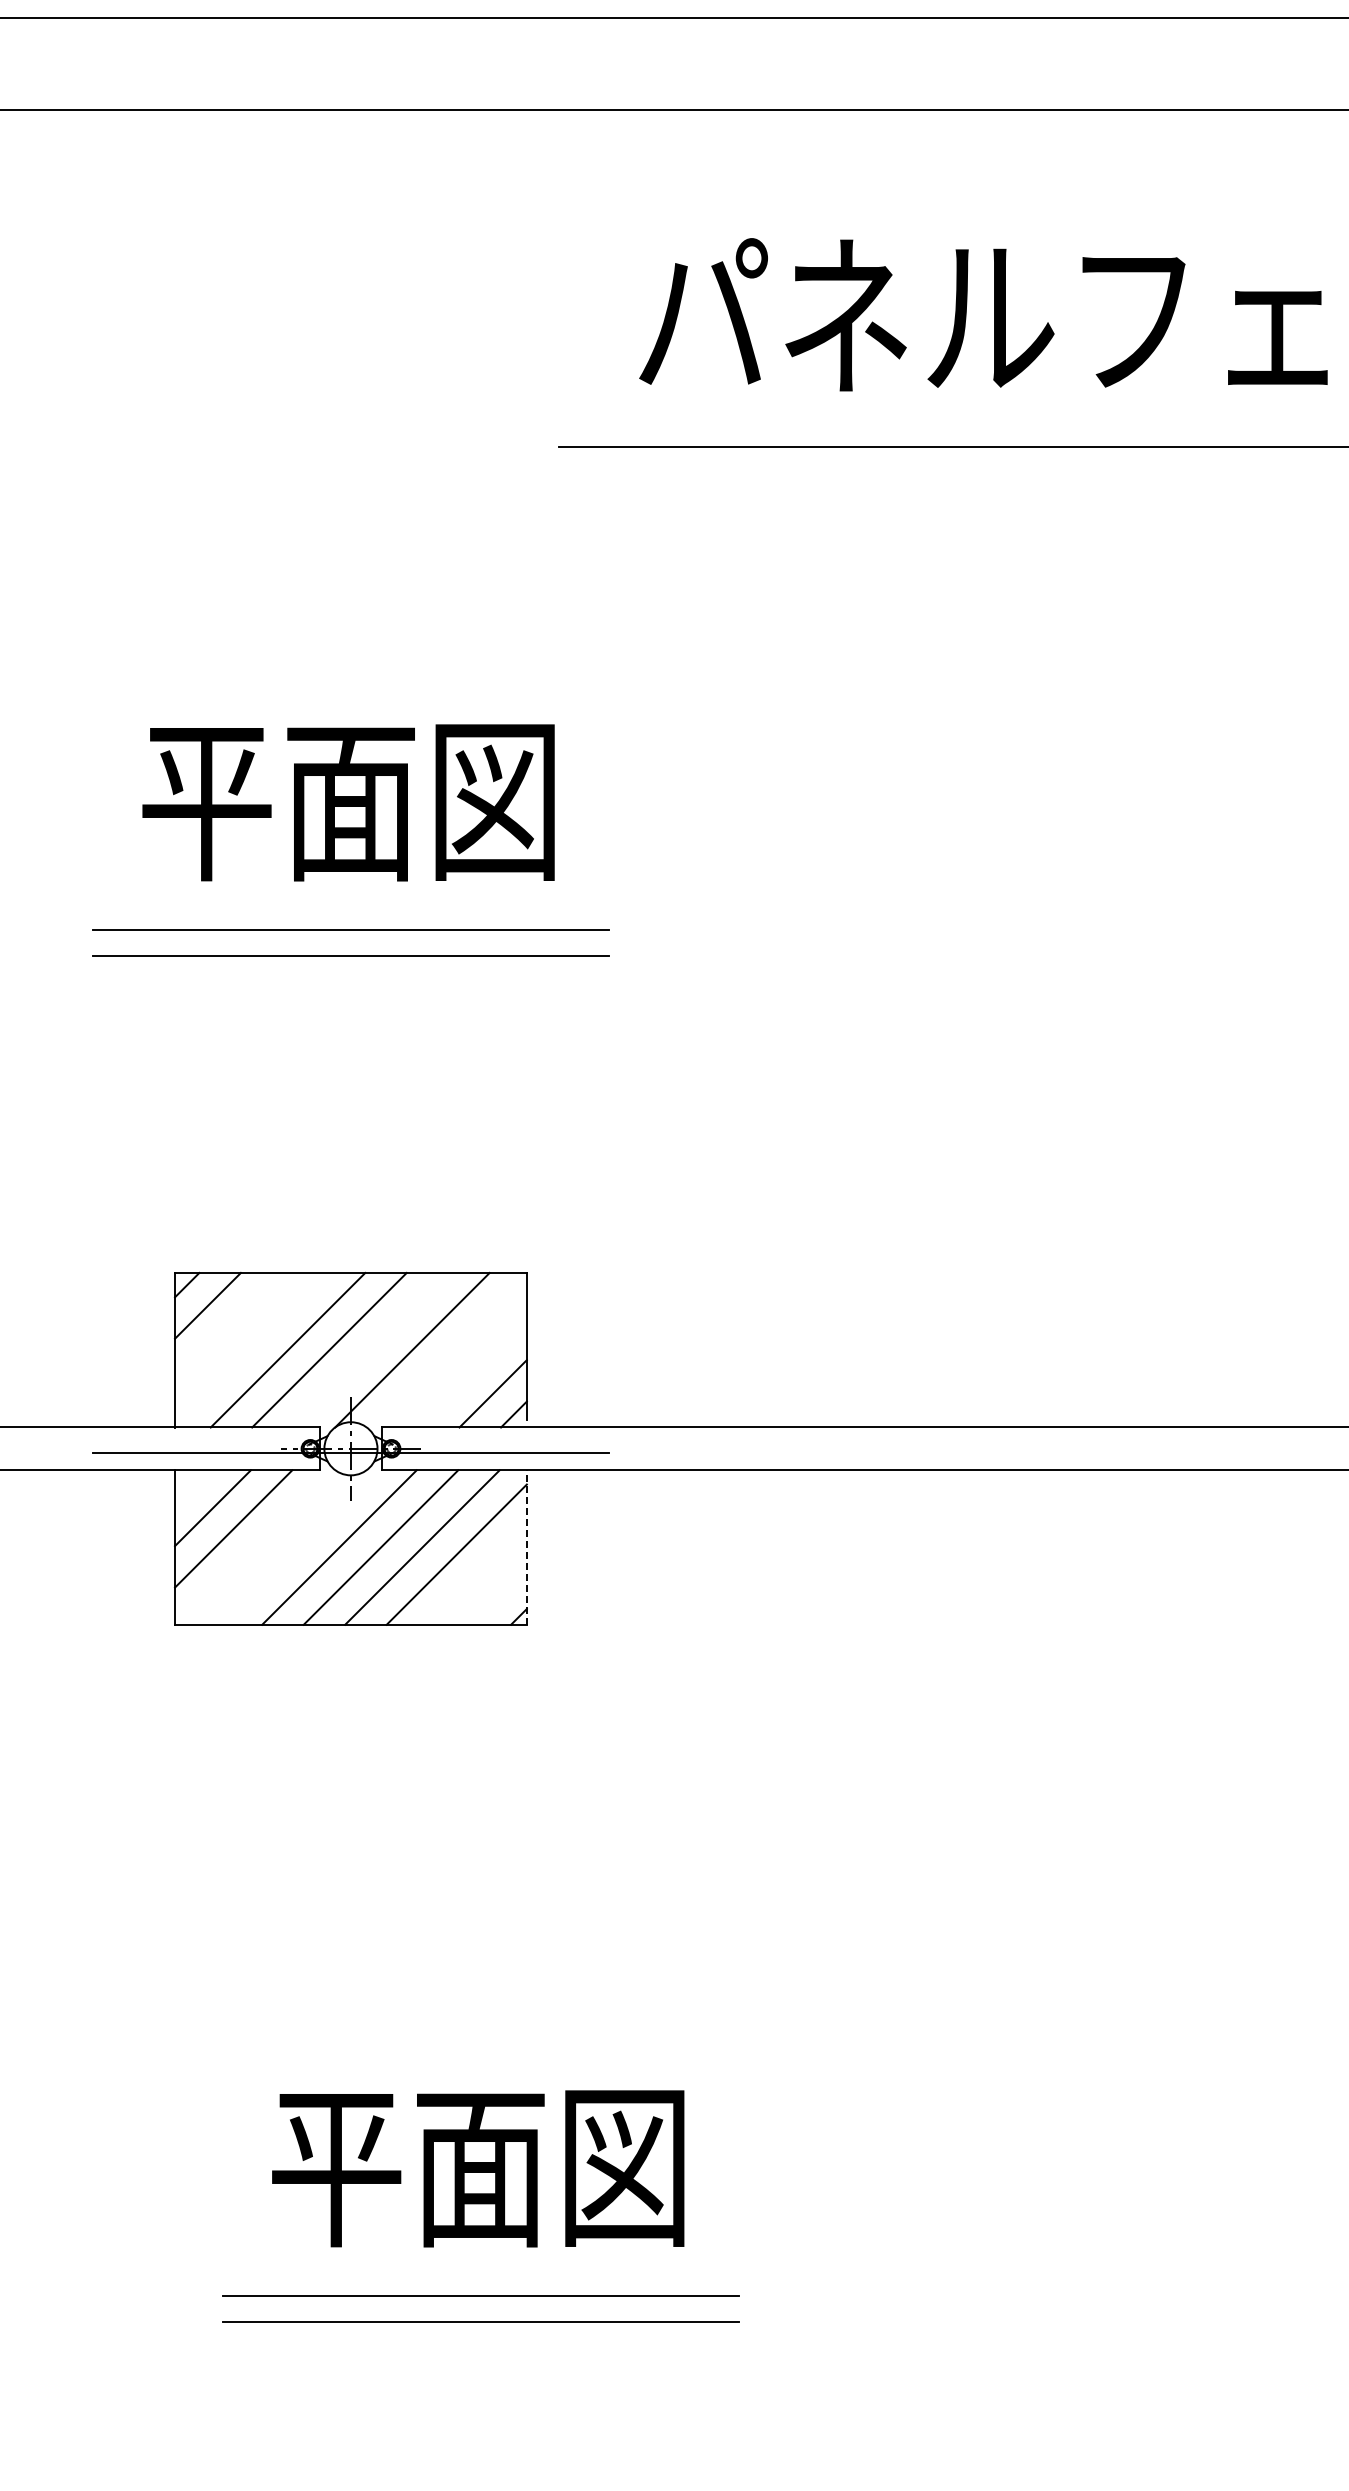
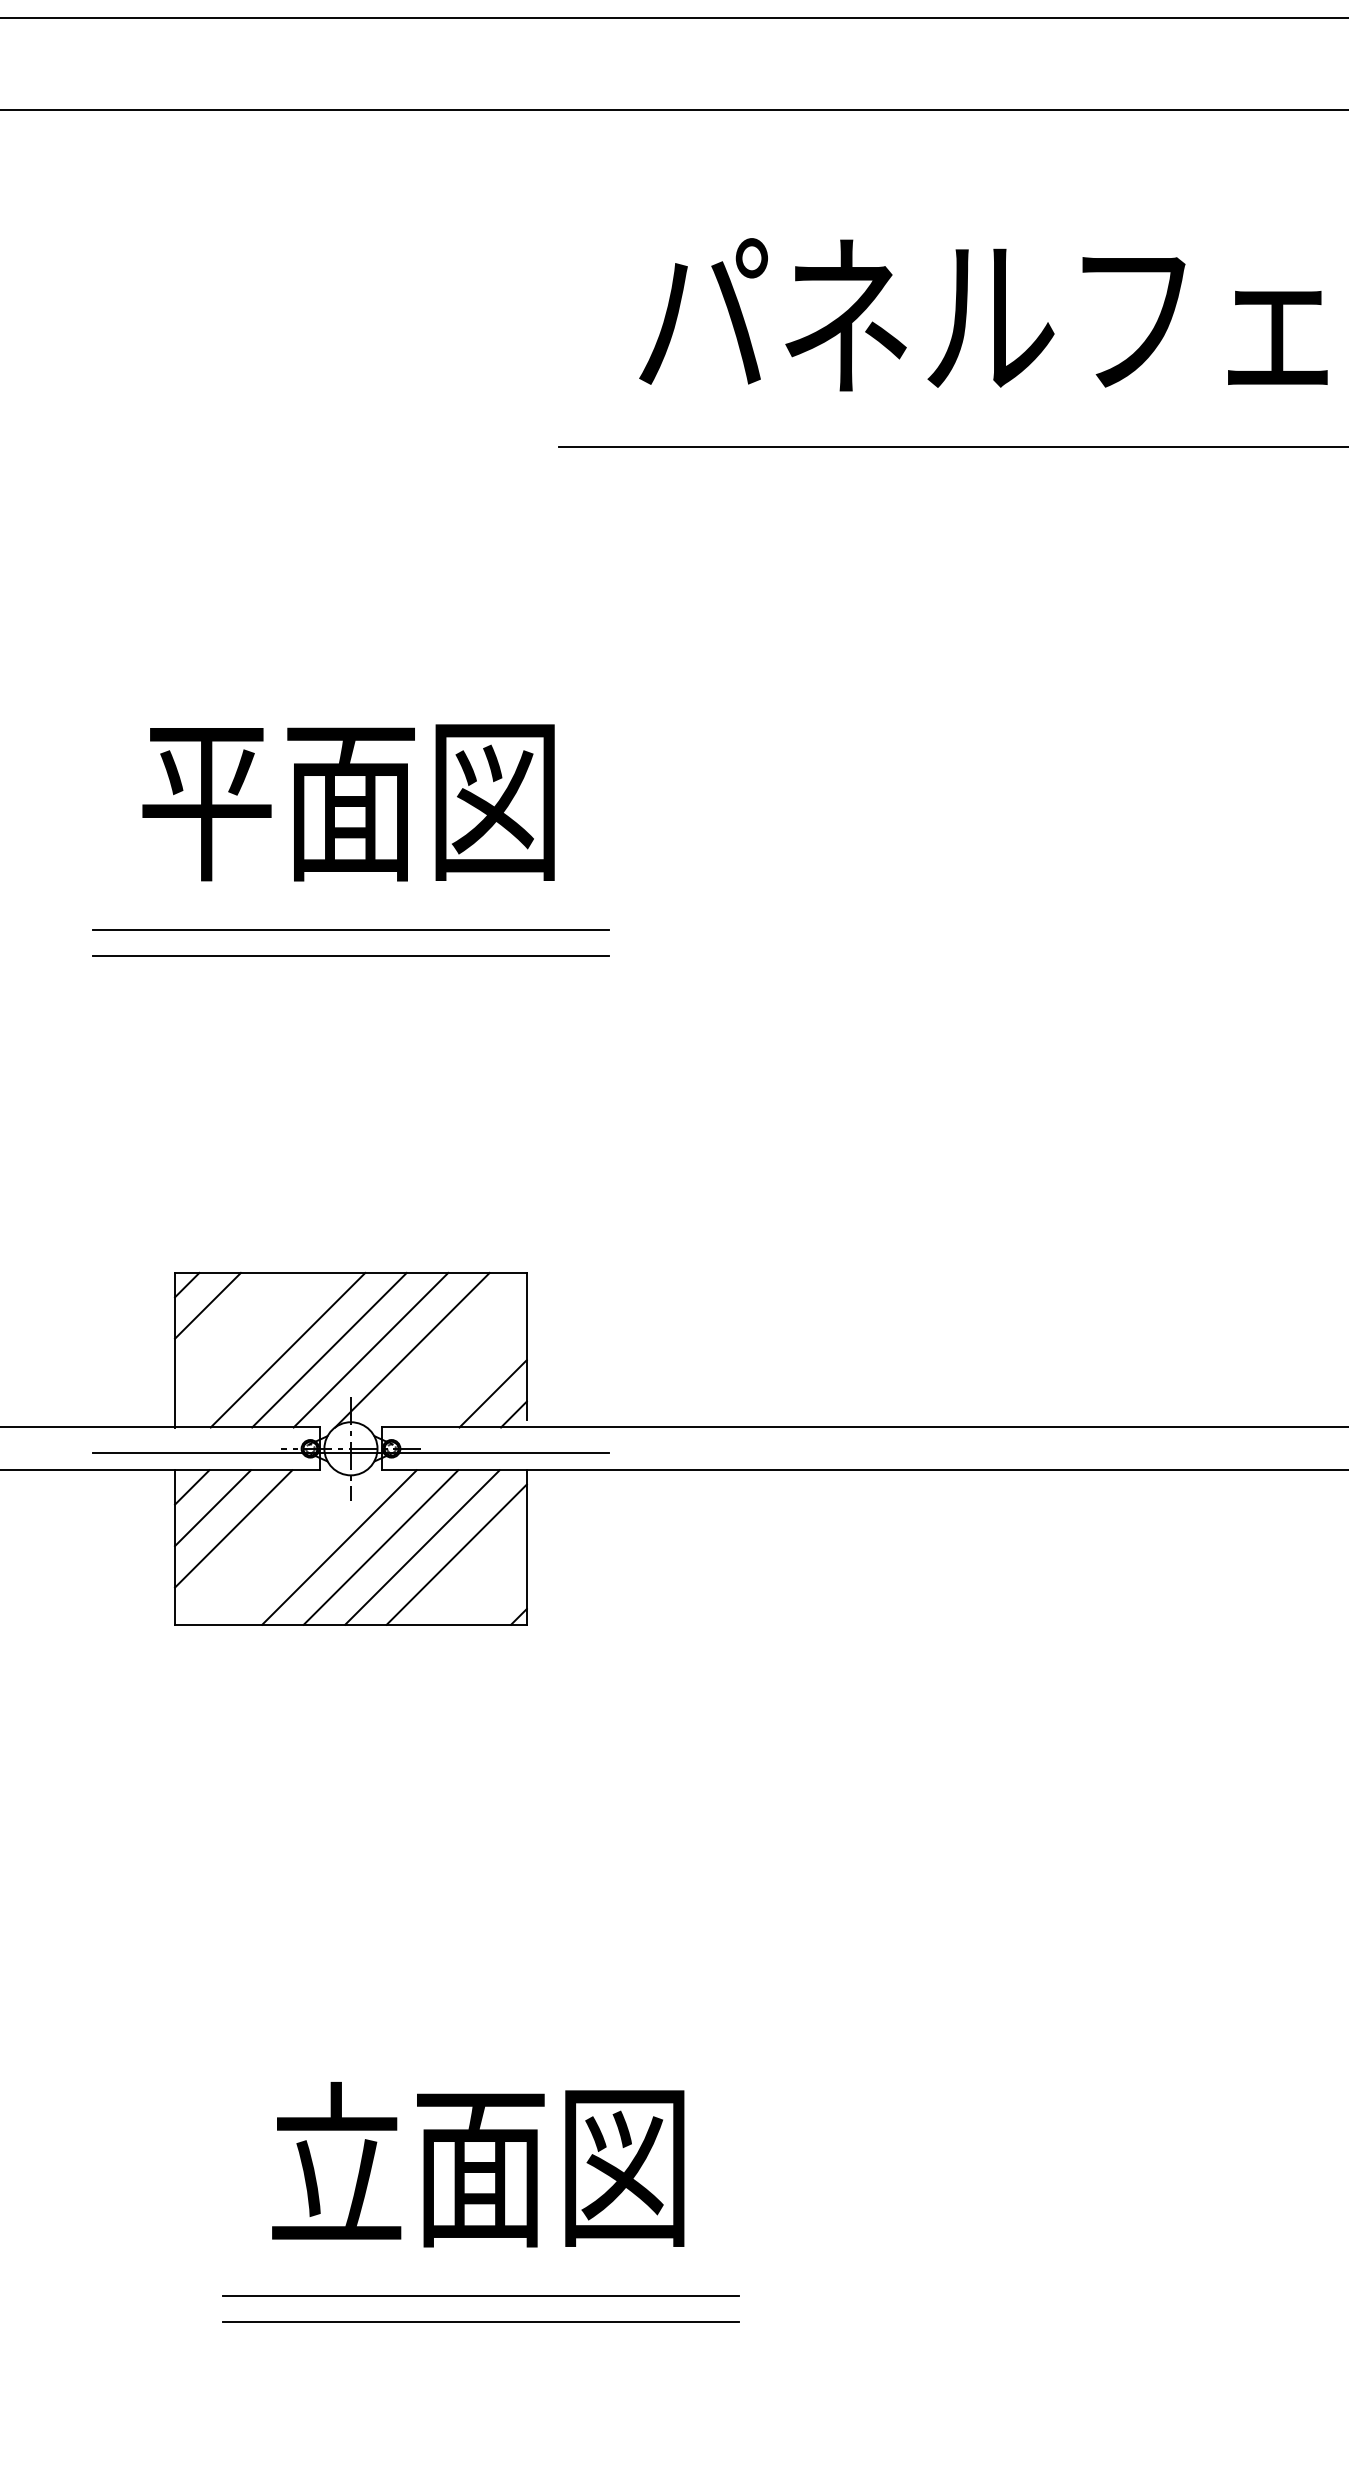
line: none -> present (370, 1349)
line: none -> present (192, 1487)
line: dashed -> solid (526, 1547)
text: 平面図 -> 立面図 (336, 2164)
